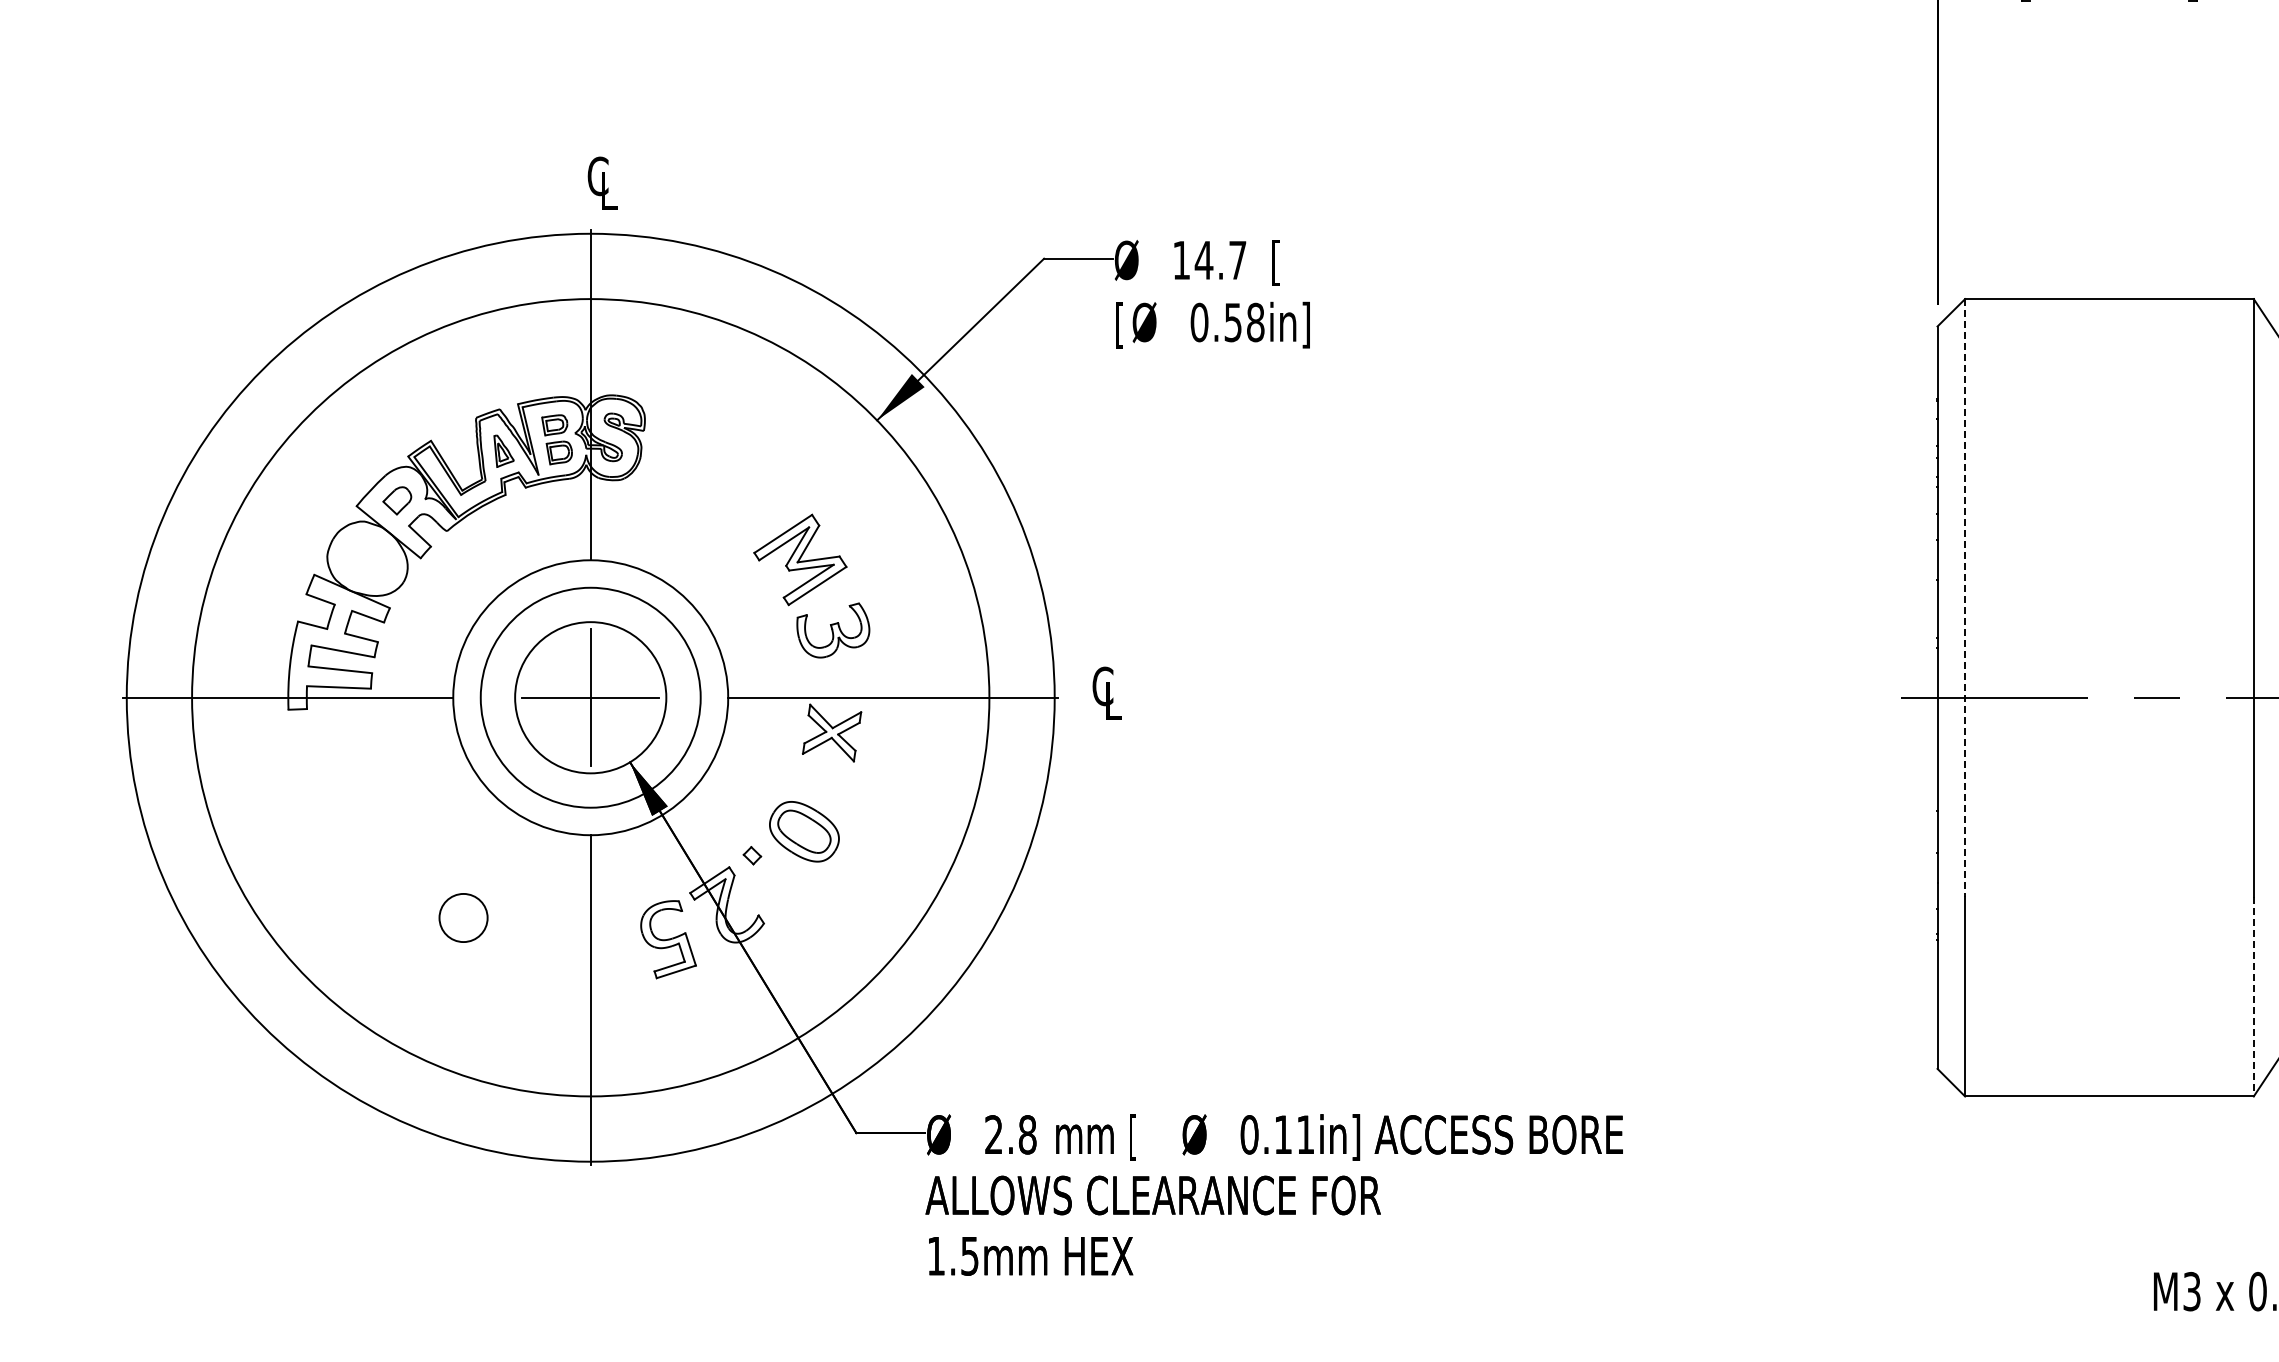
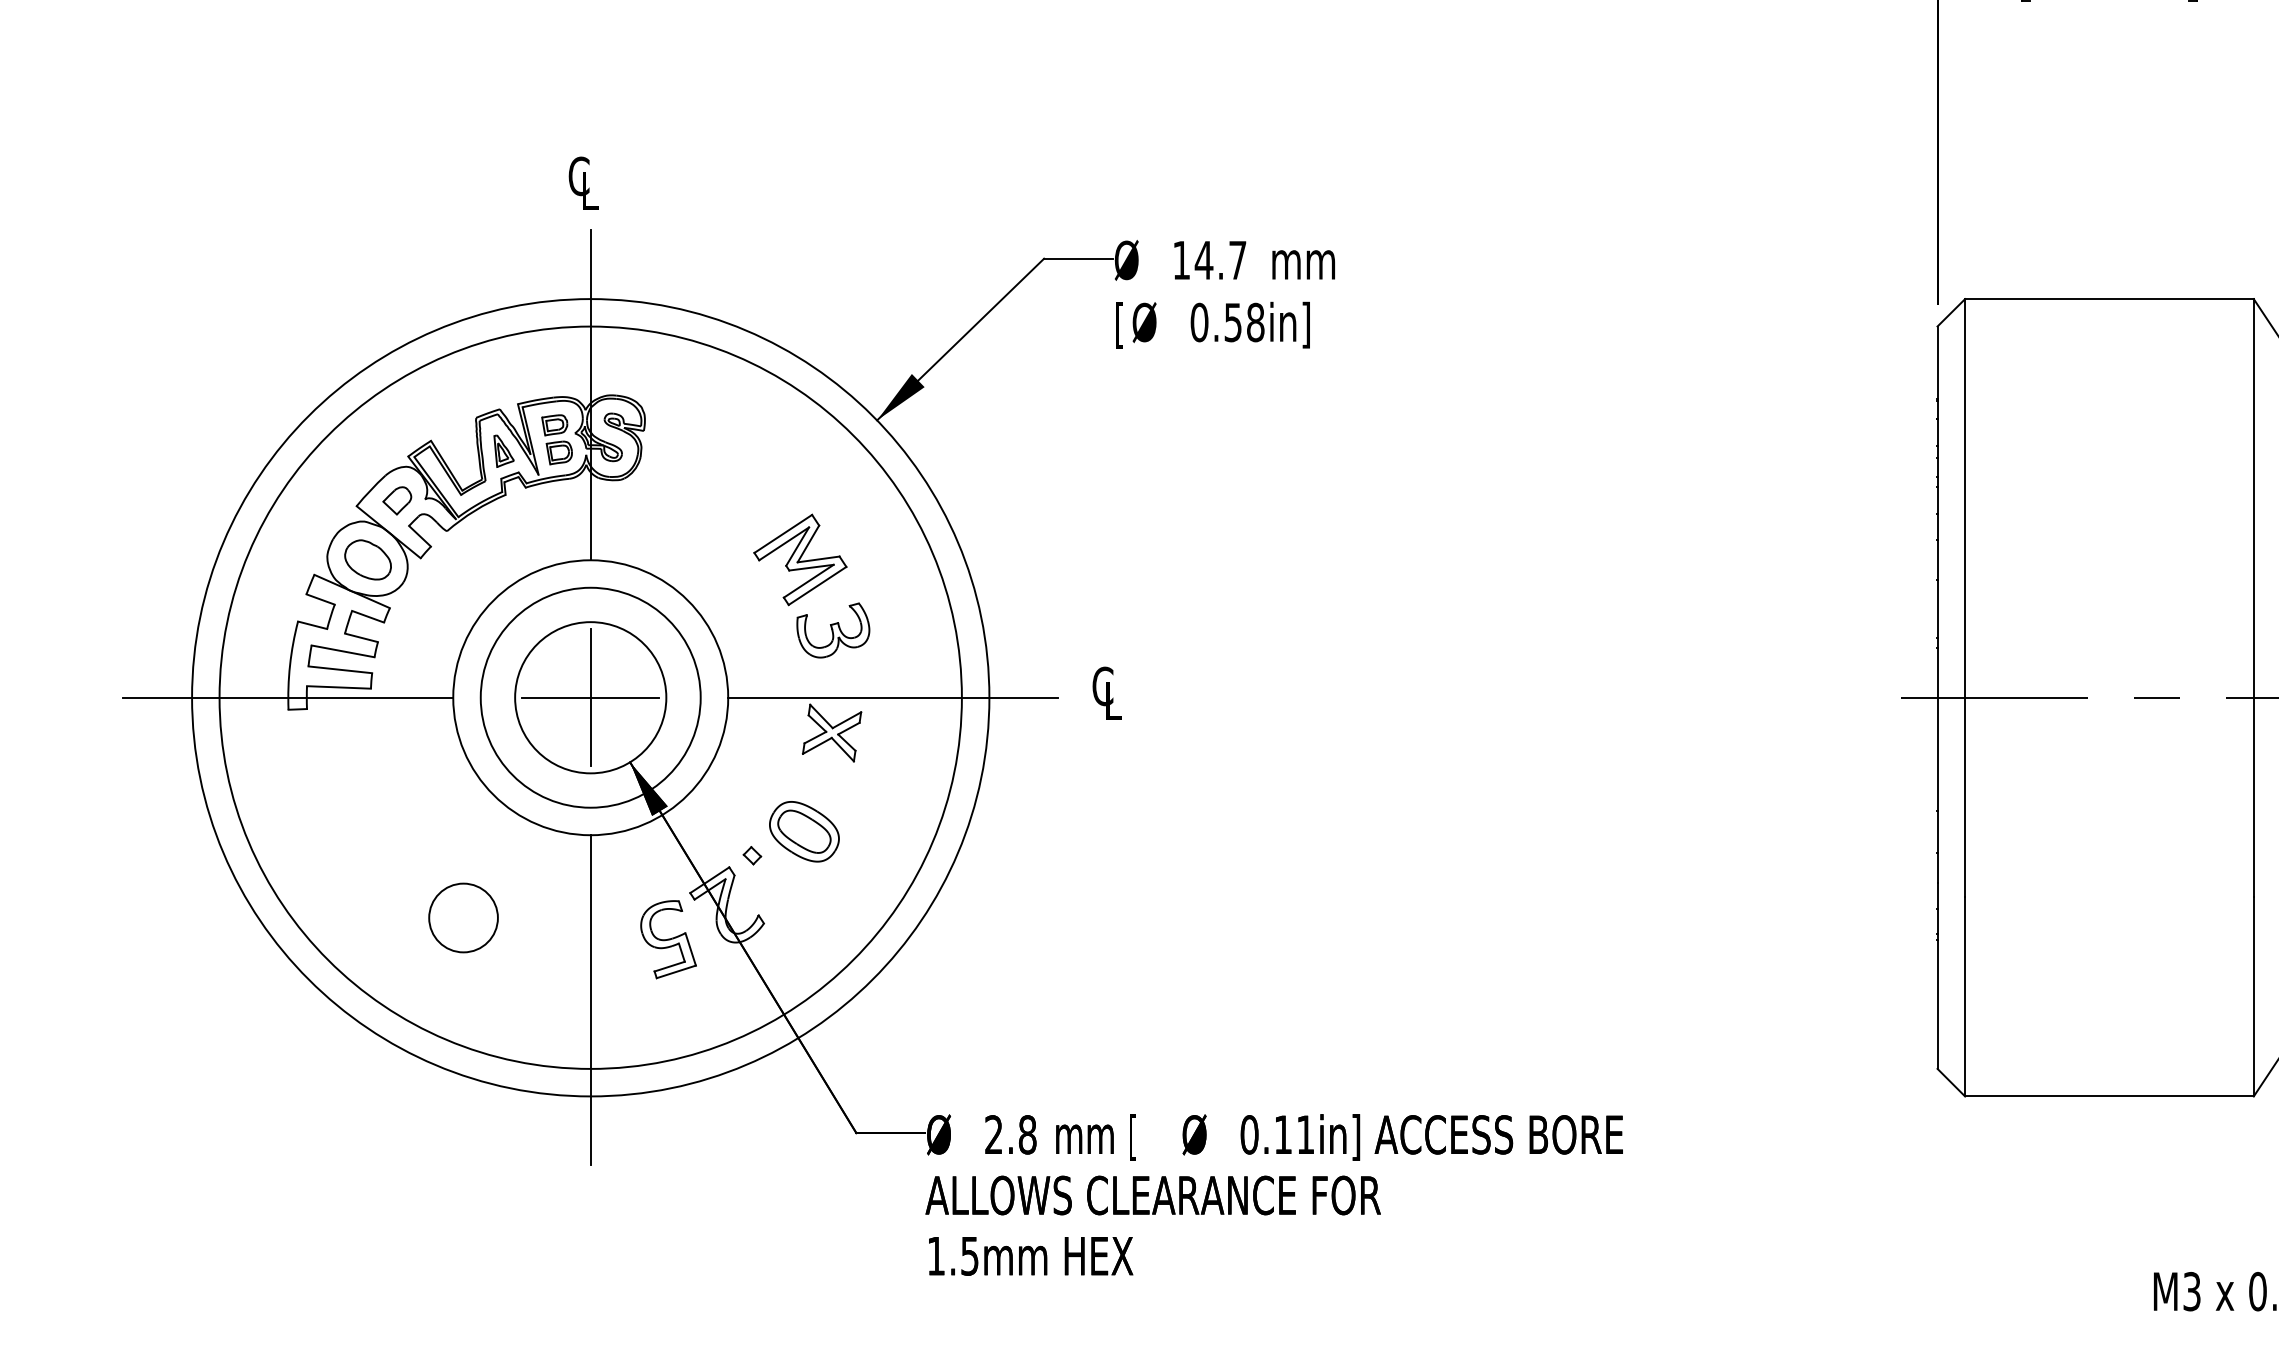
text position: (602, 182) -> (583, 182) (583, 182)
text: [ -> mm (1303, 262)
part: none -> present (367, 559)
line: dashed -> solid (1965, 598)
circle diameter: 928 px -> 742 px (590, 697)
circle diameter: 48 px -> 69 px (463, 917)
line: dashed -> solid (2253, 996)
